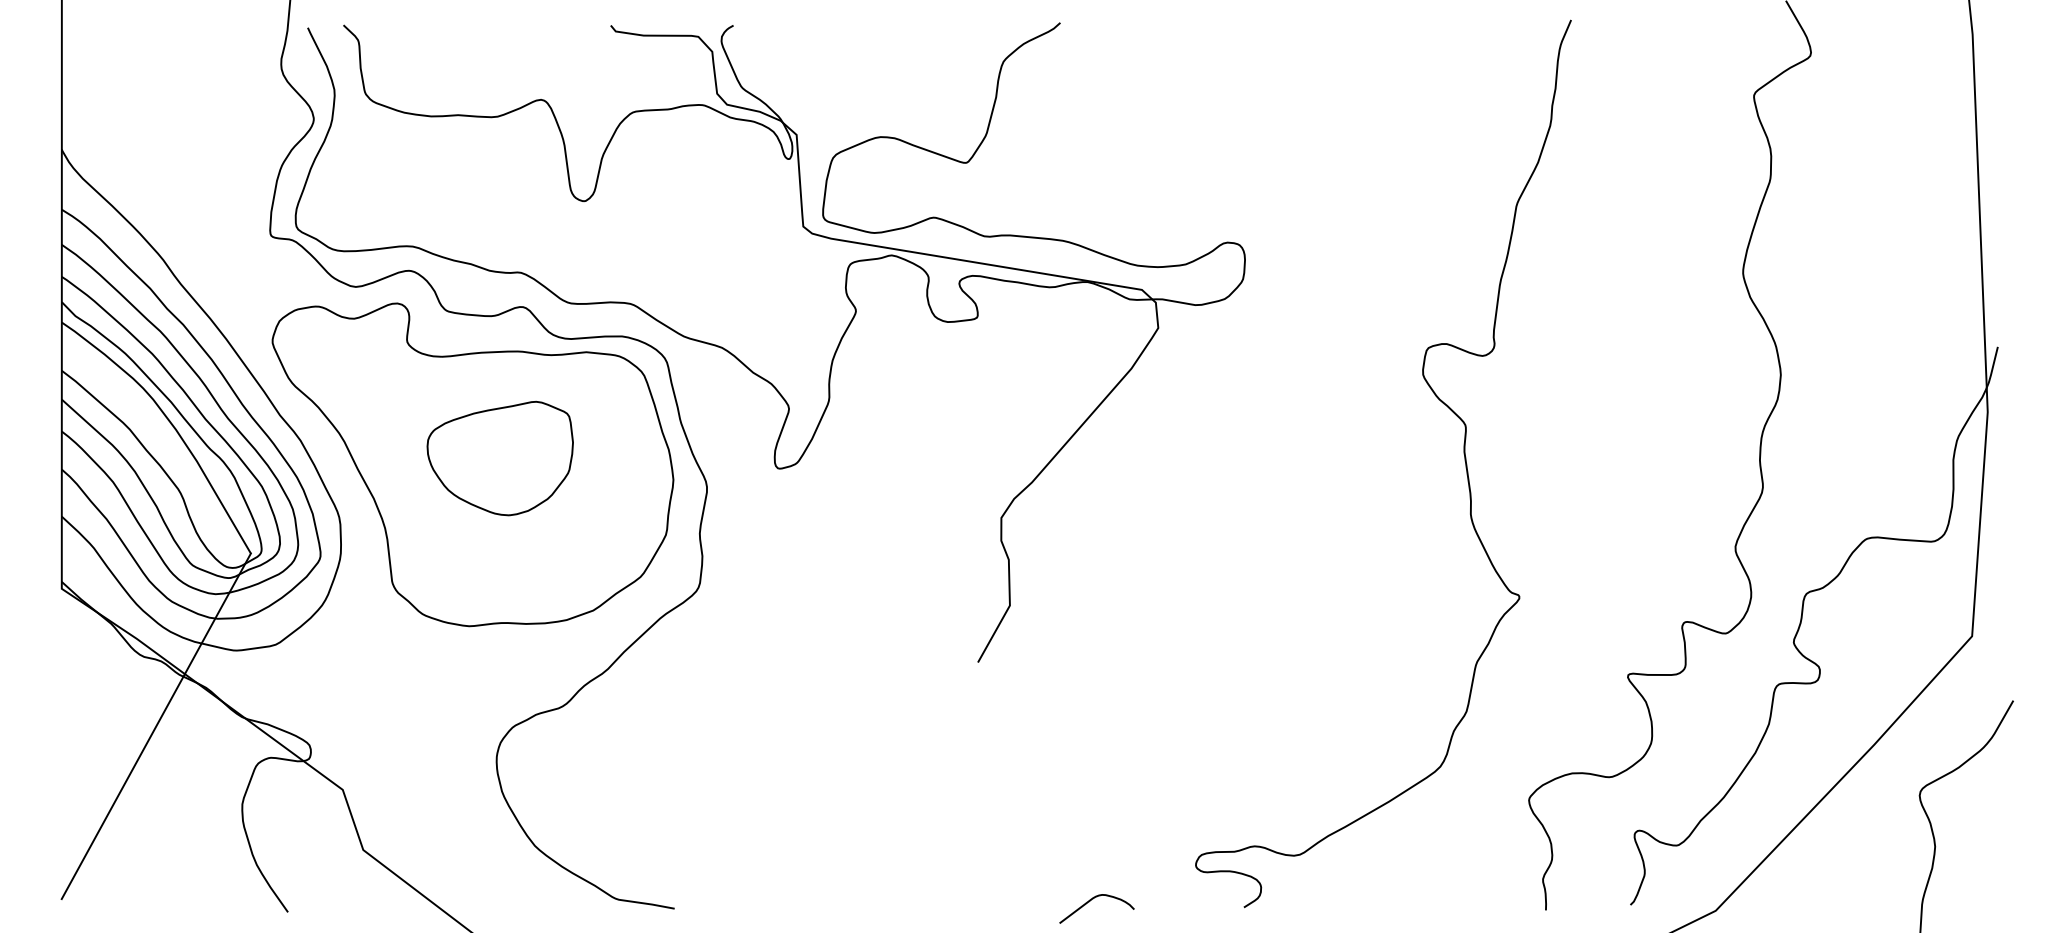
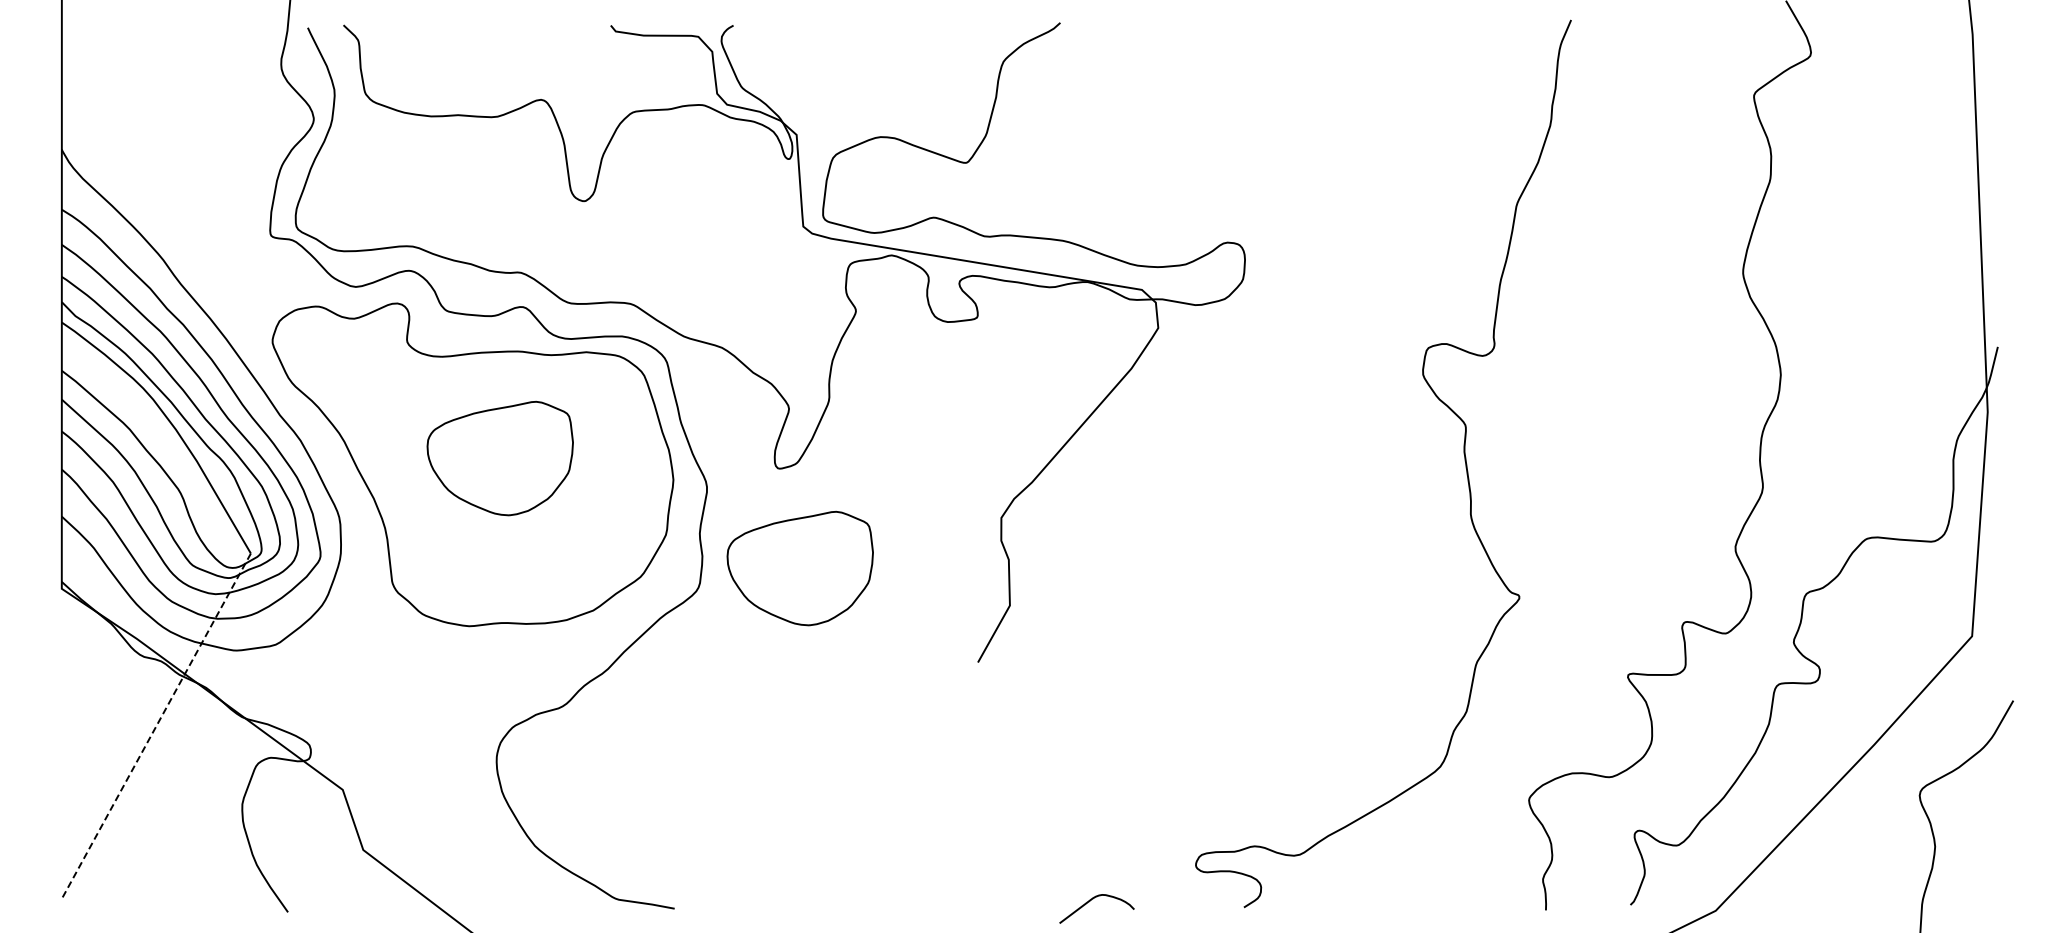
part: none -> present (799, 568)
line: solid -> dashed (156, 726)
